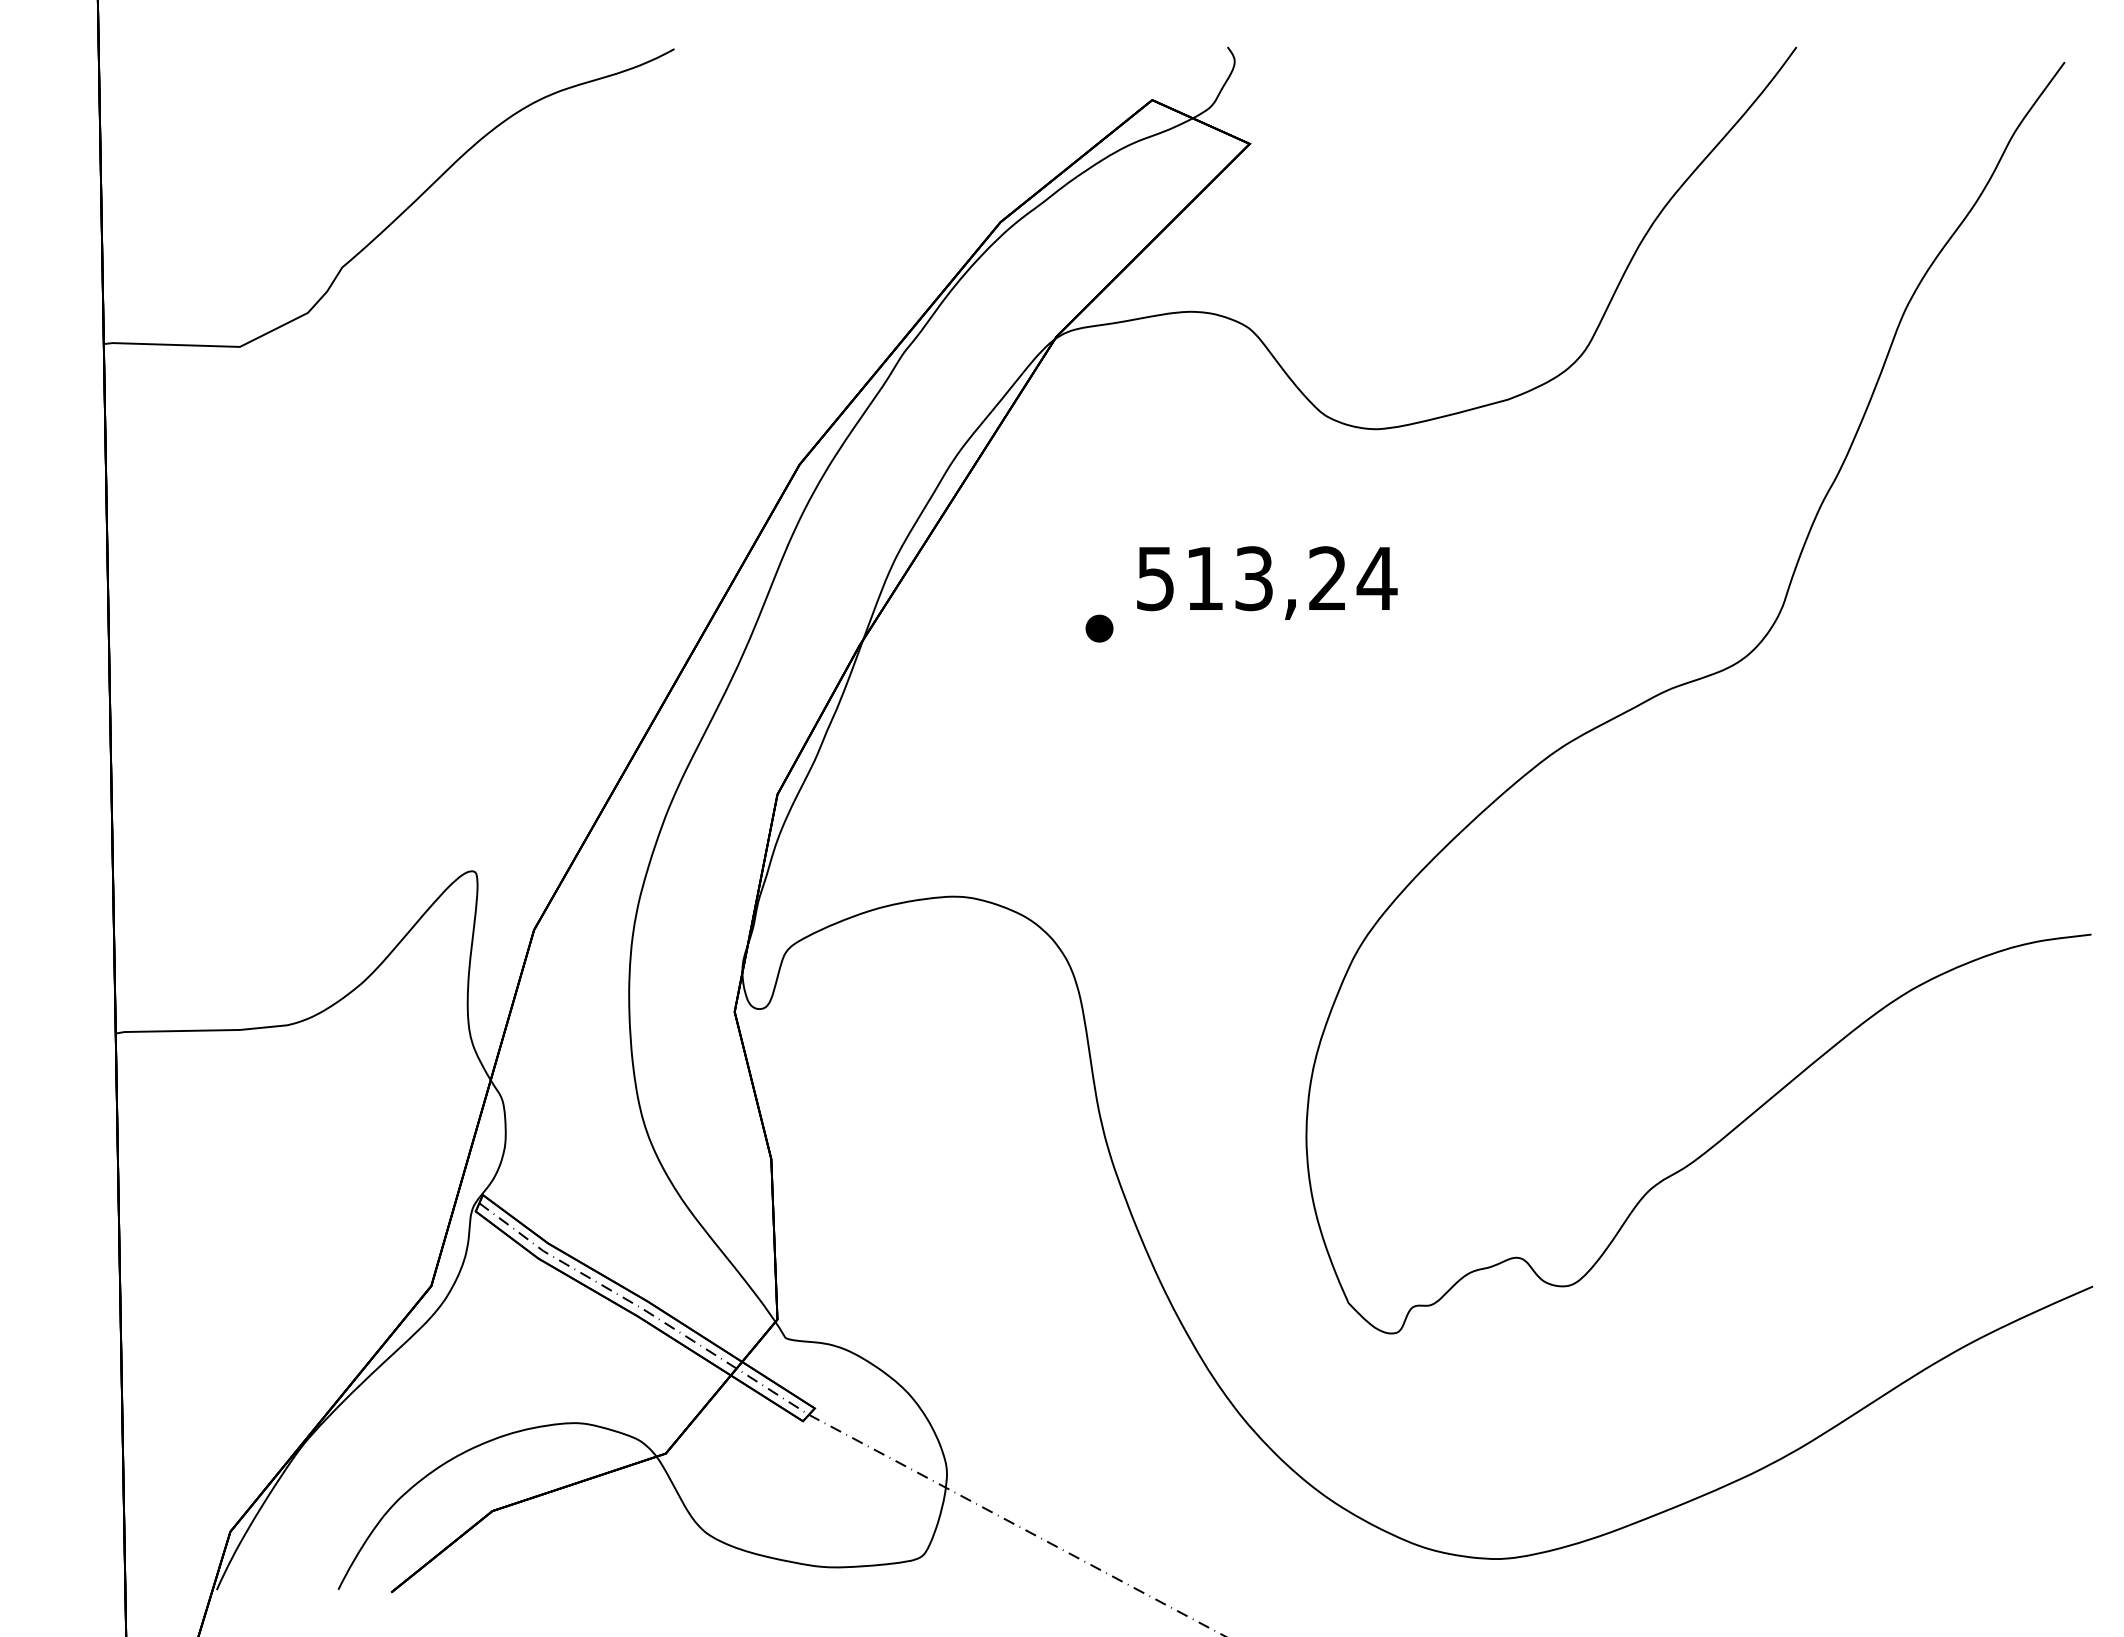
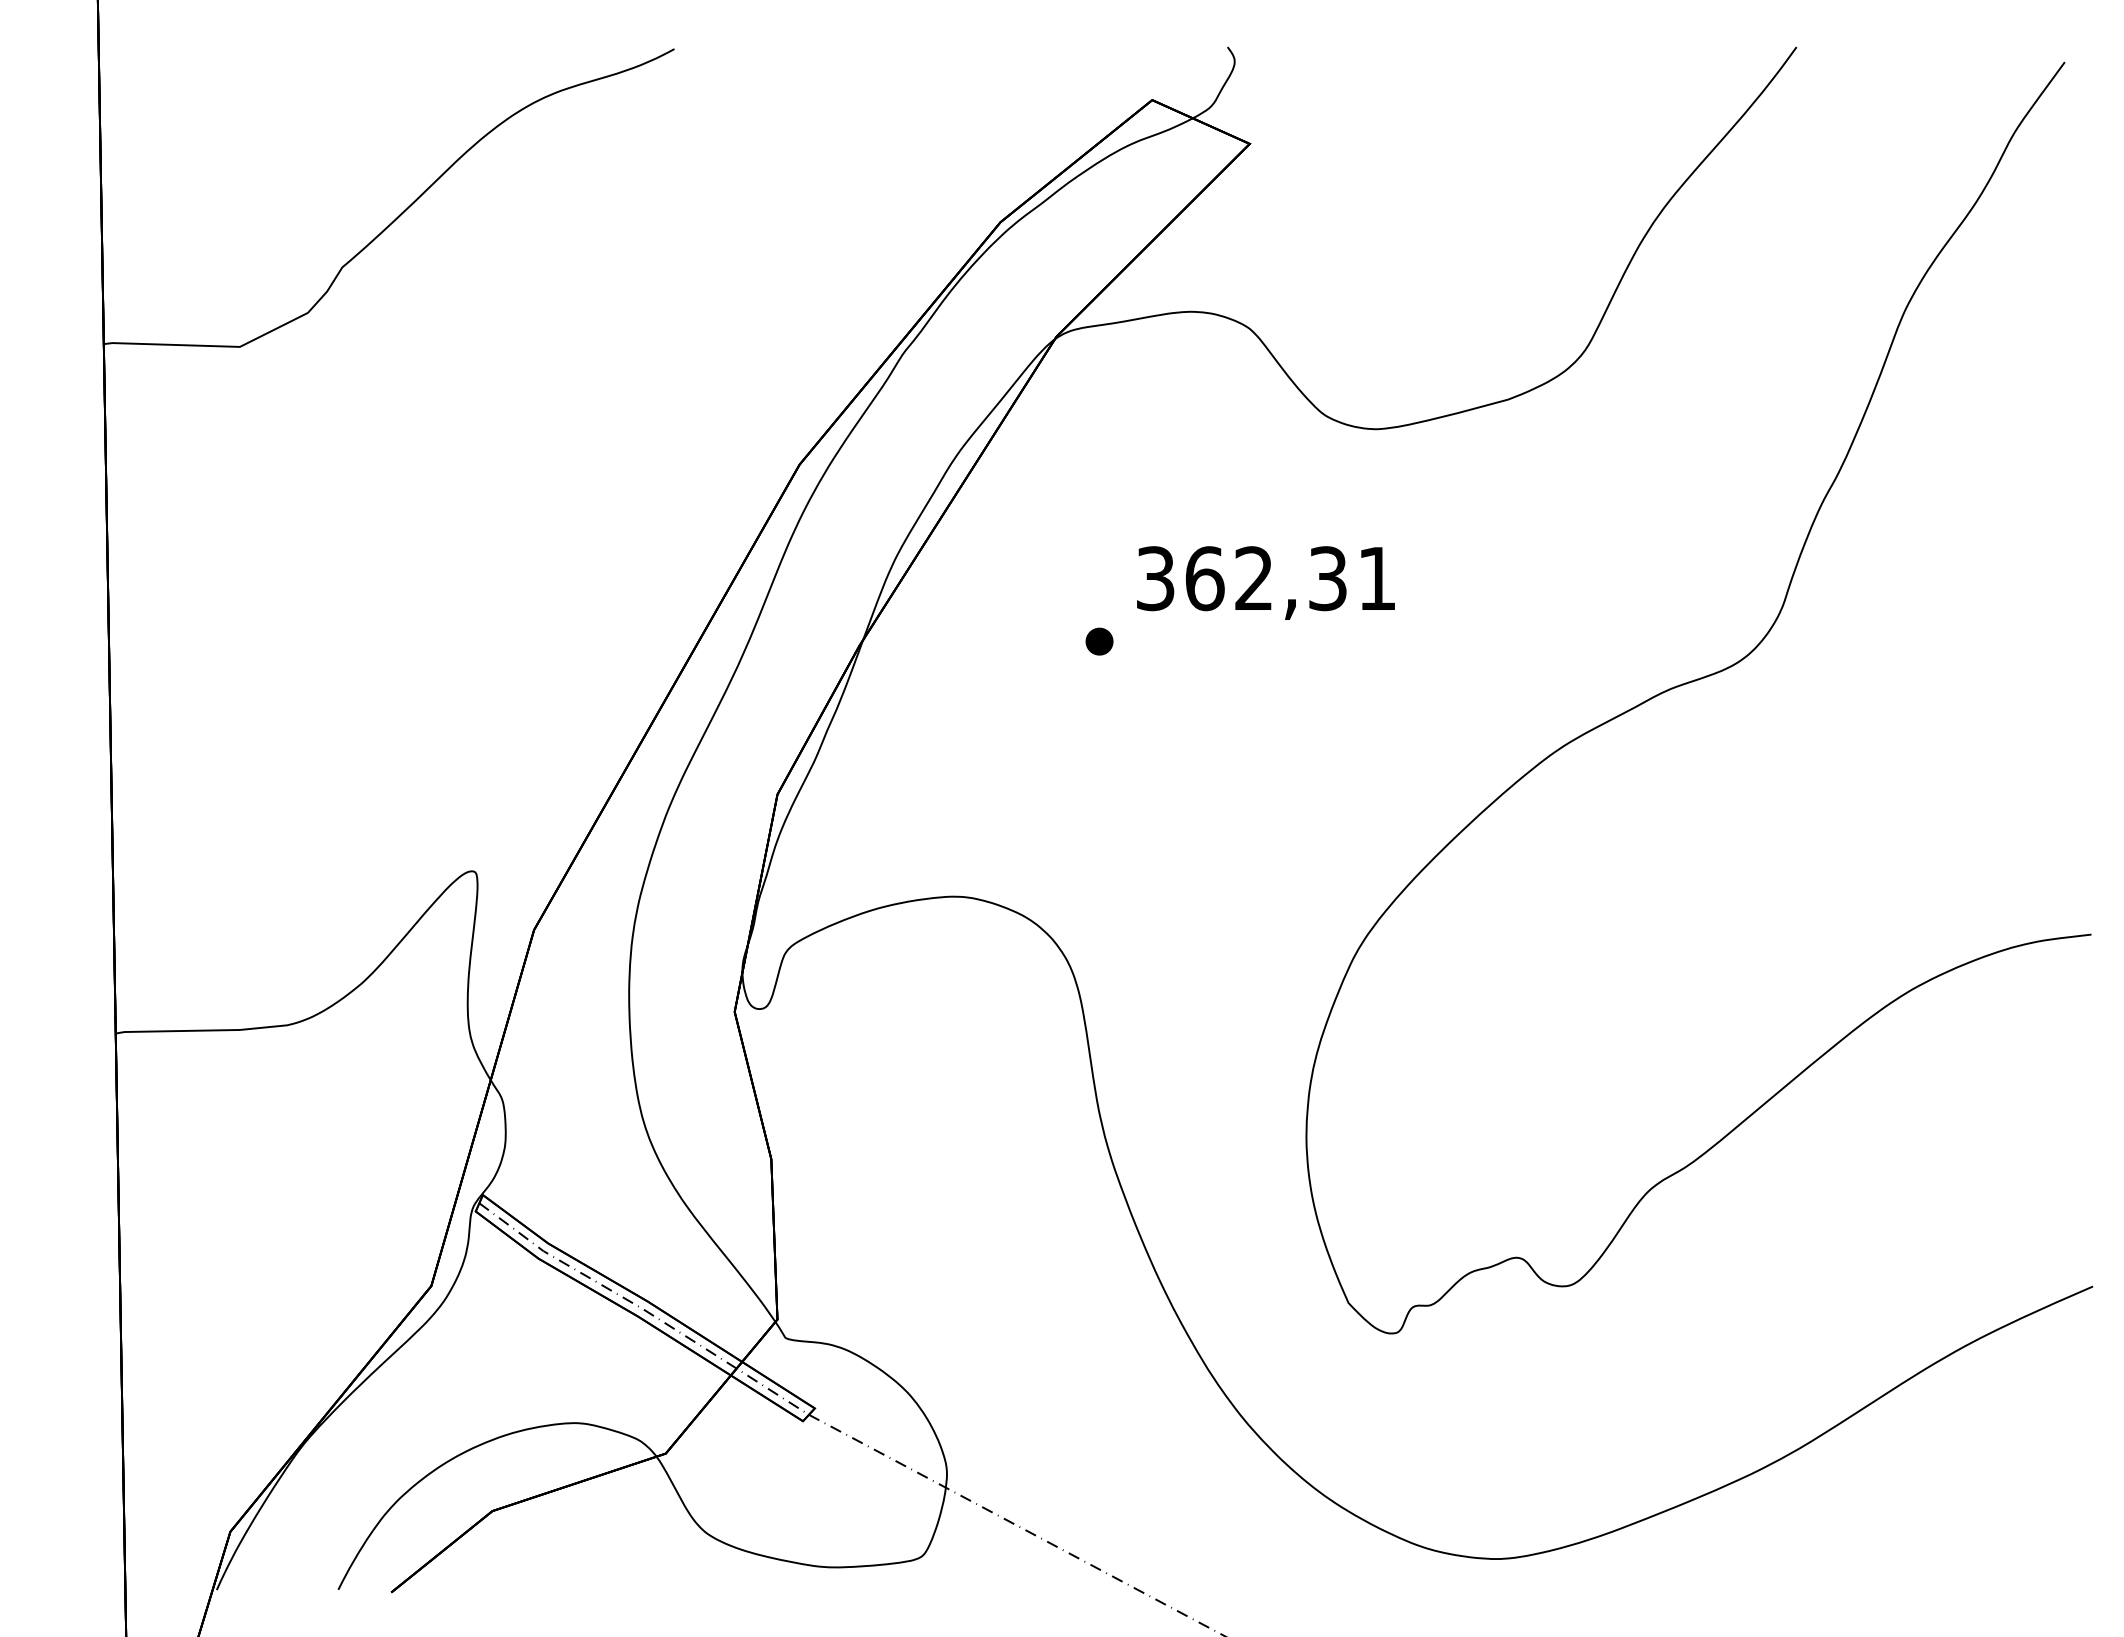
text: 513,24 -> 362,31 (1267, 578)
part position: (1099, 628) -> (1099, 641) (1099, 641)
